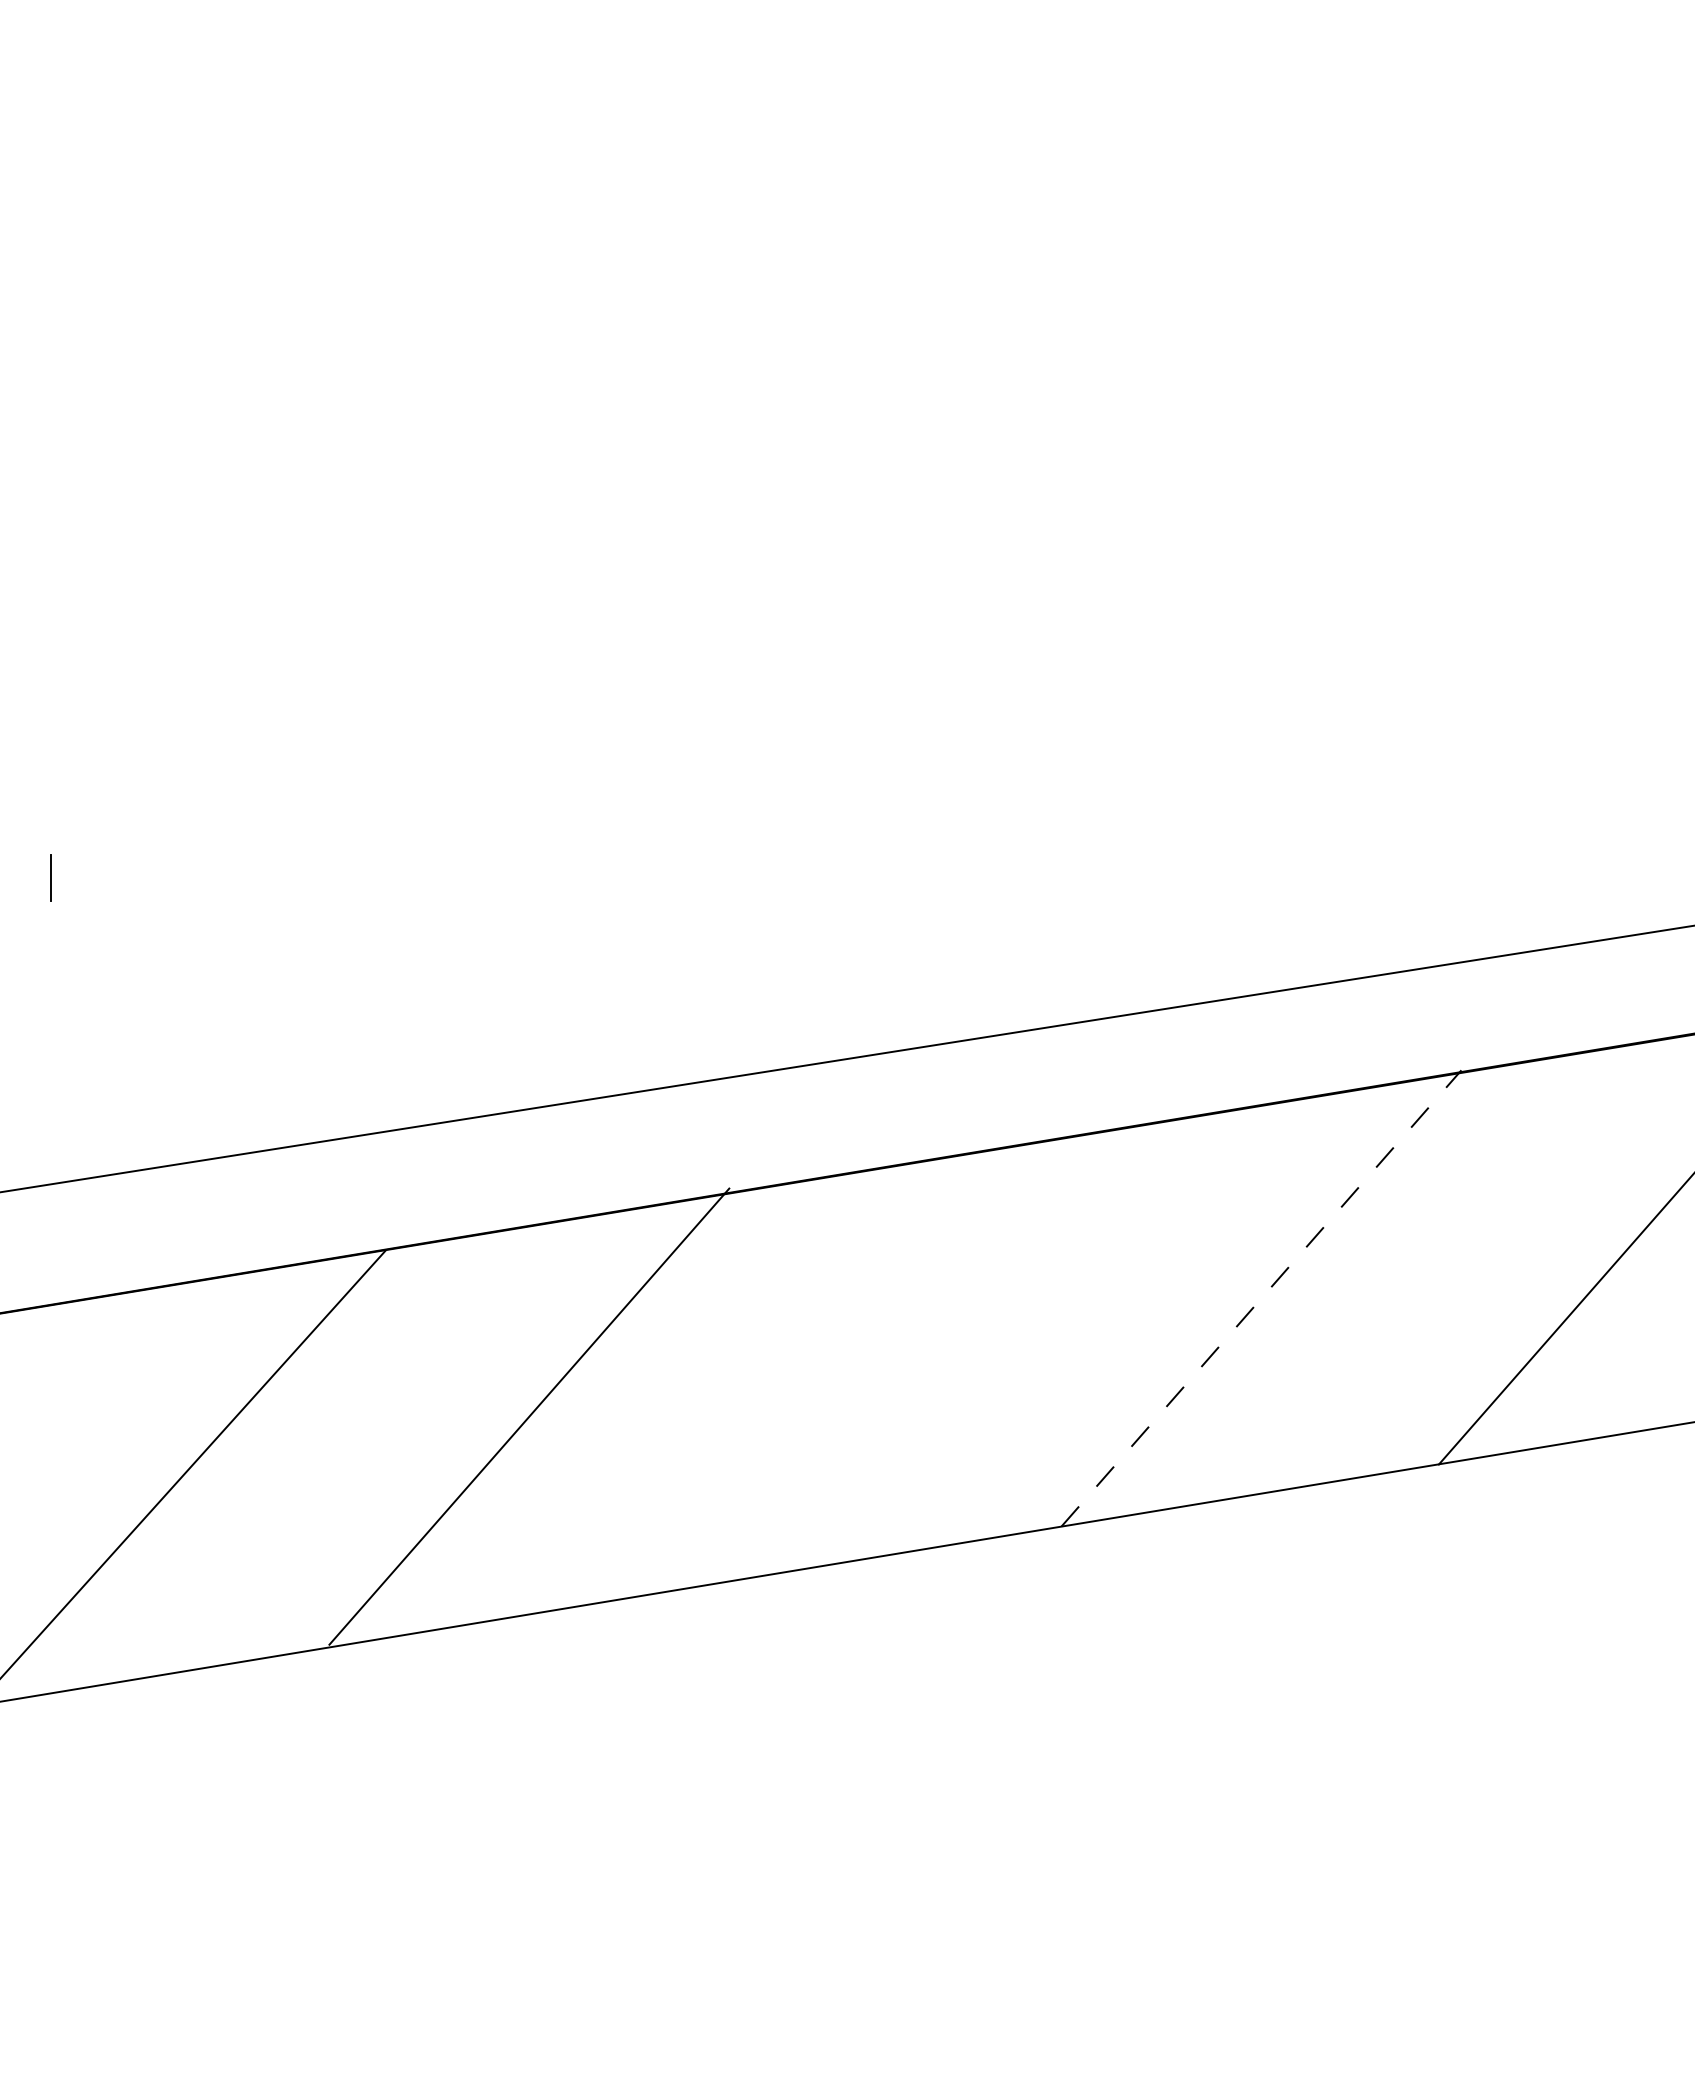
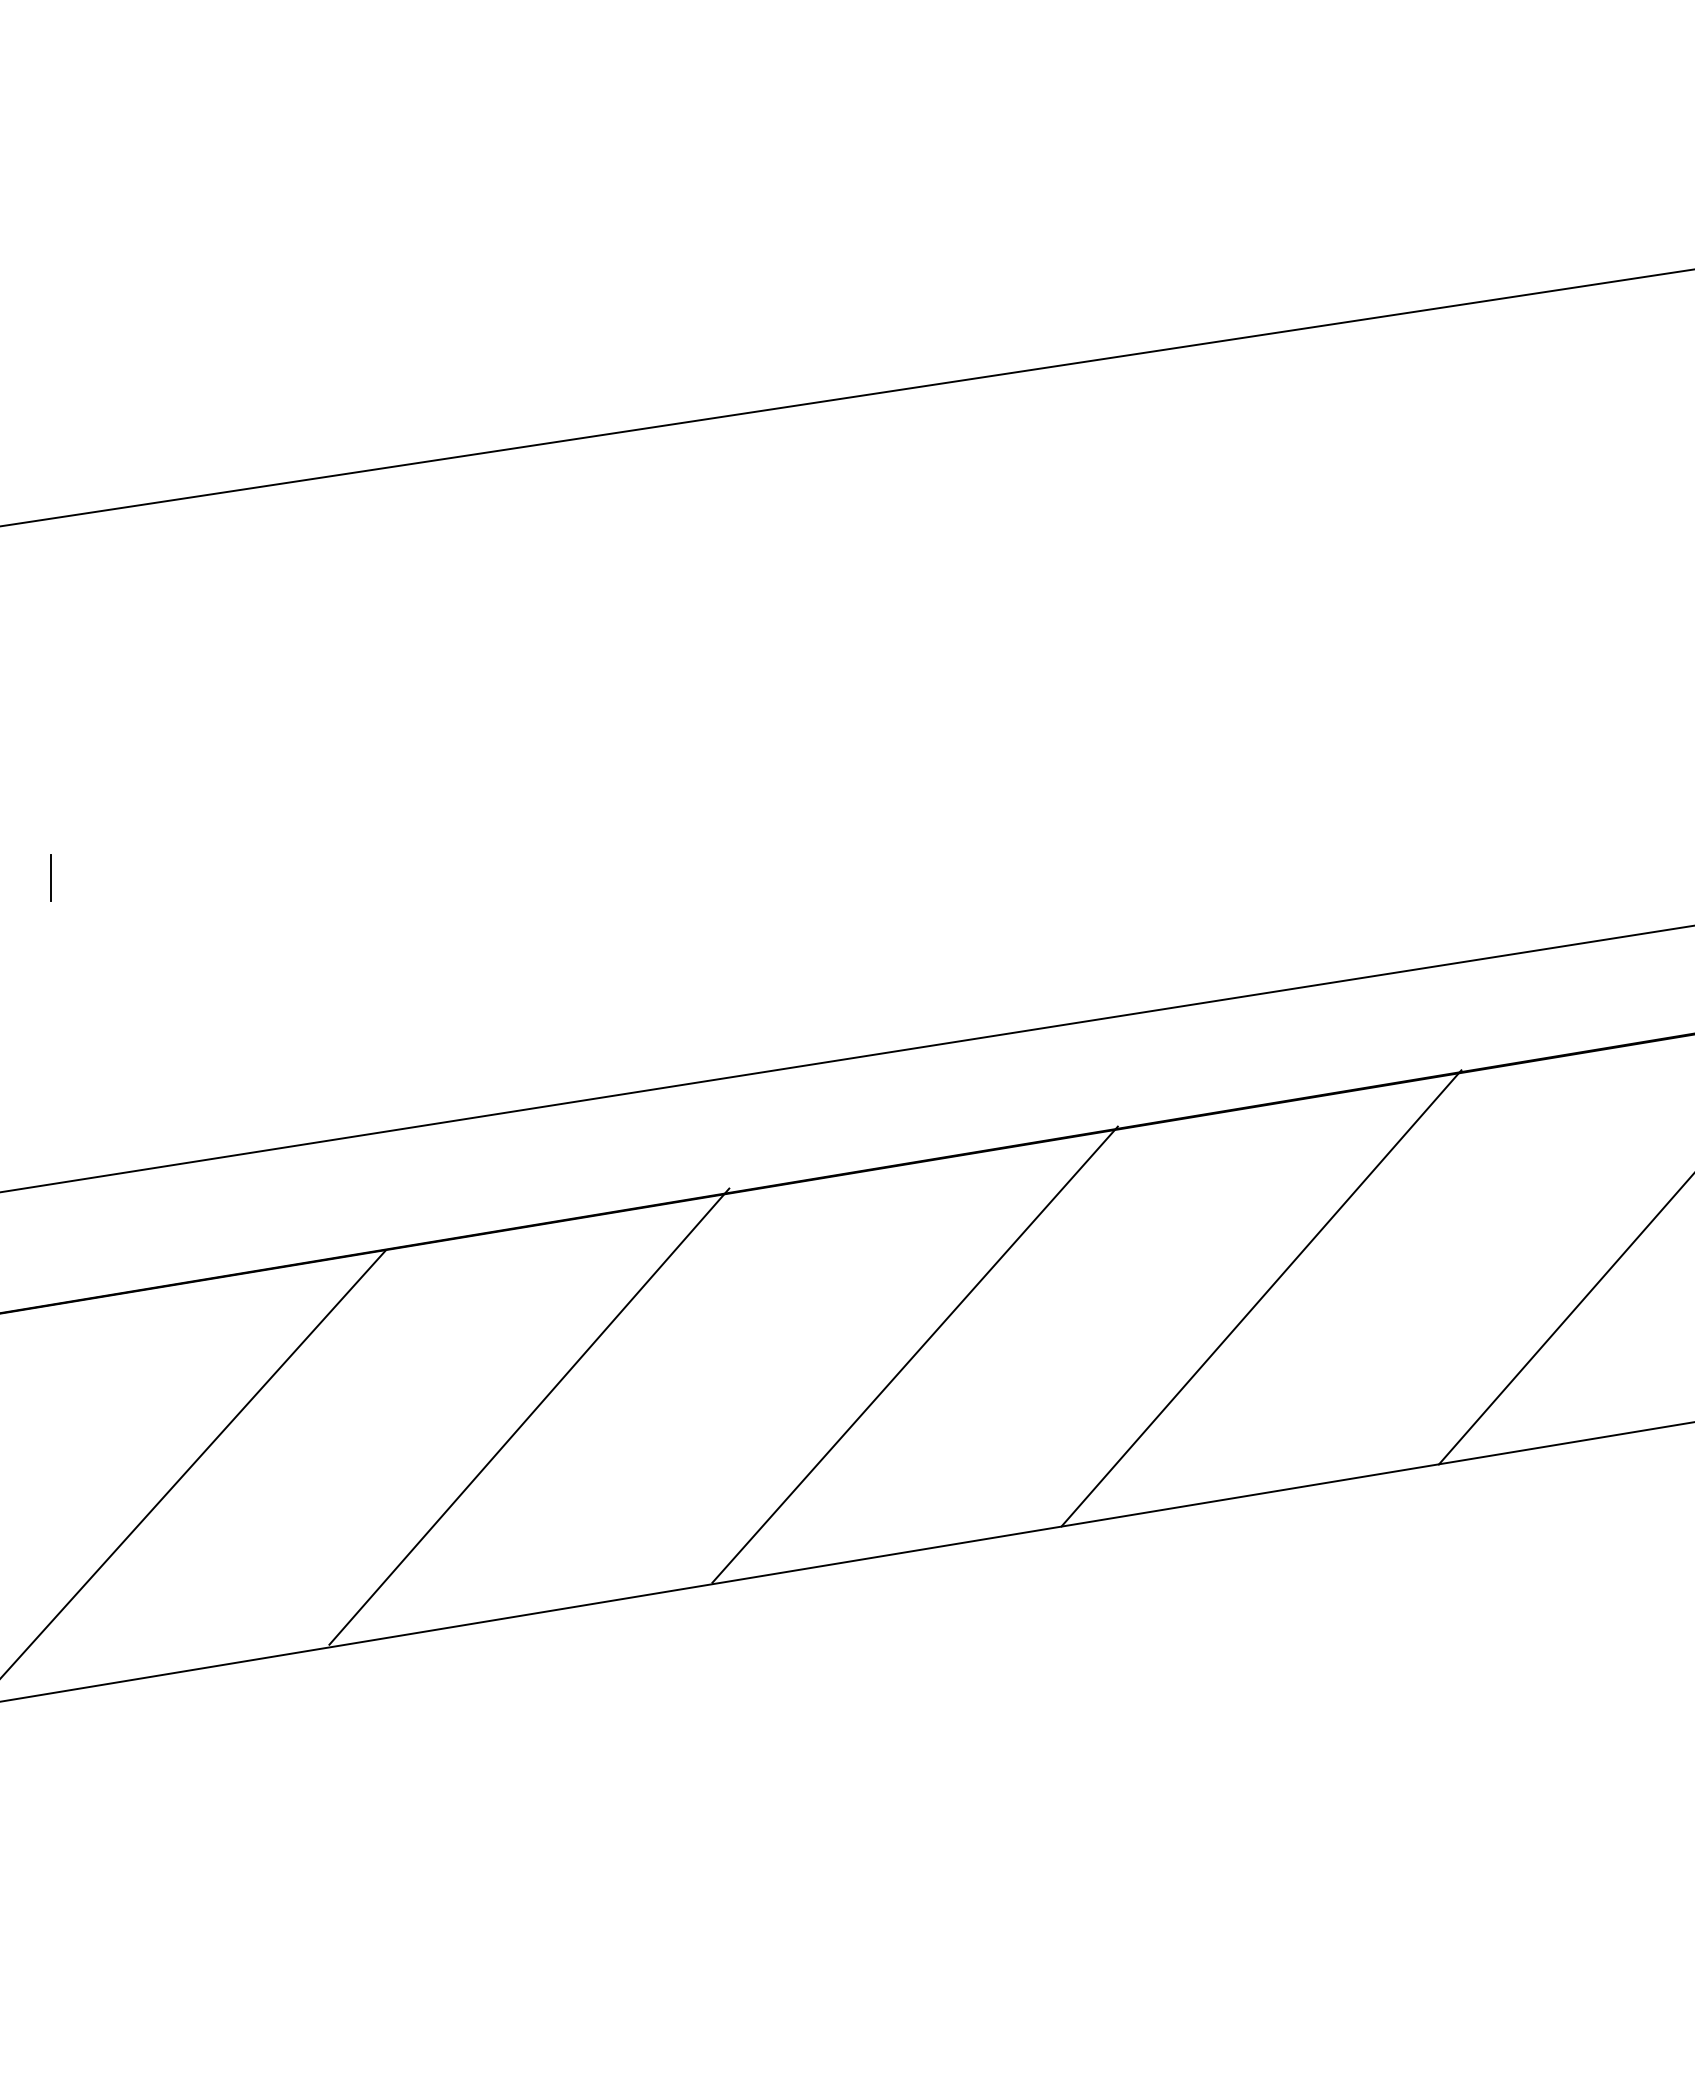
line: none -> present (846, 397)
line: dashed -> solid (1261, 1298)
line: none -> present (914, 1354)
